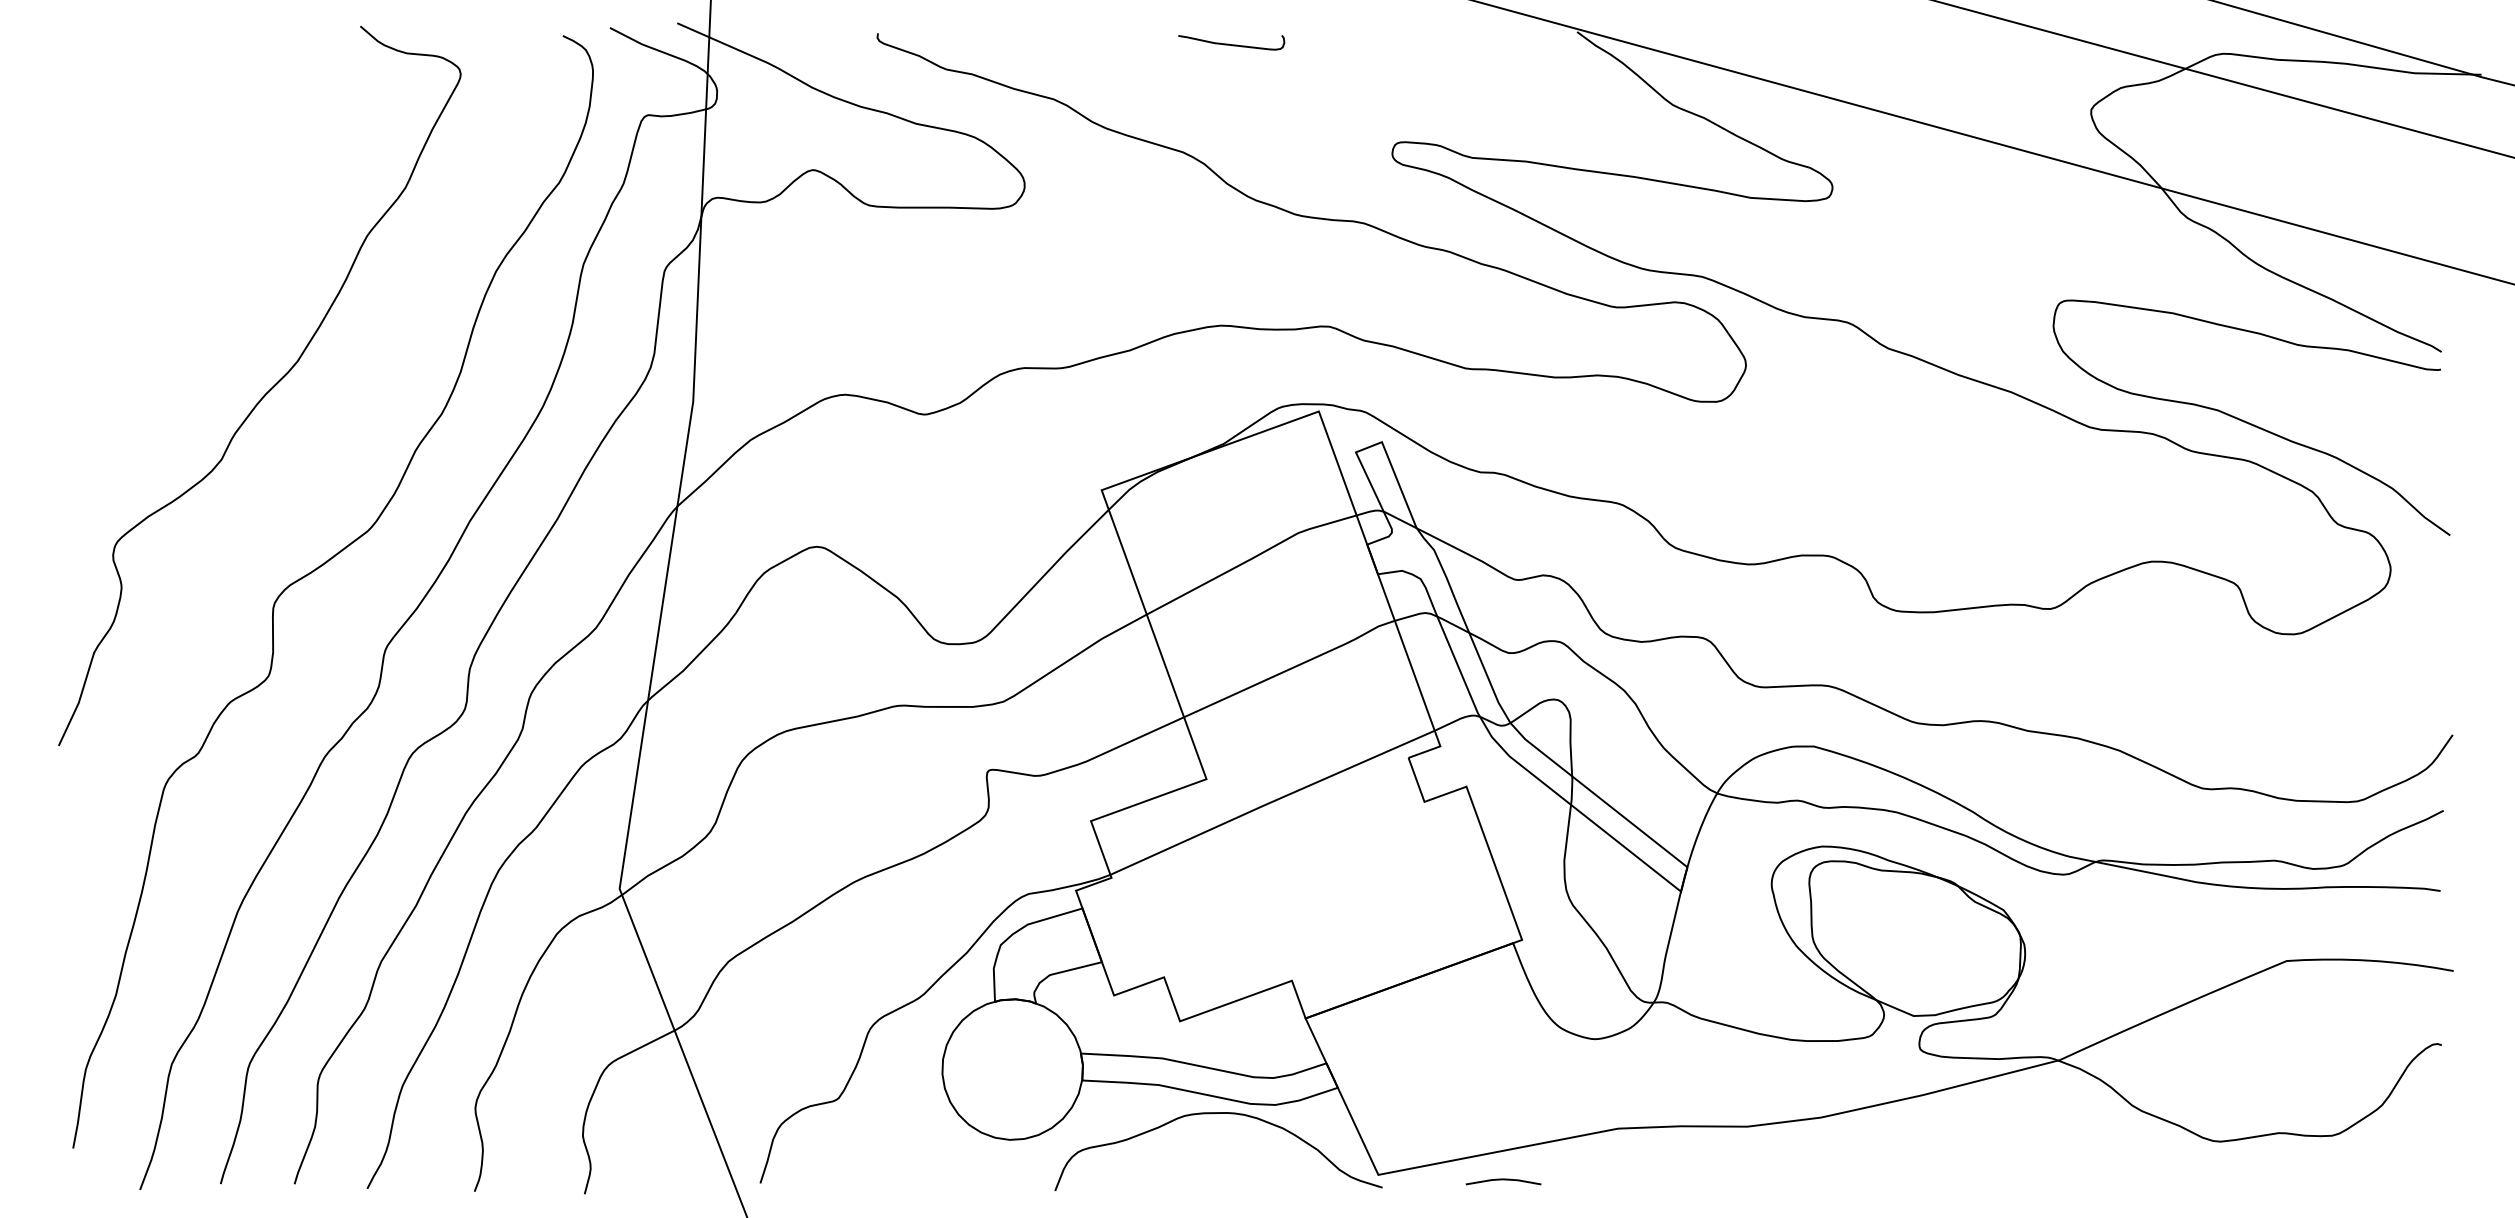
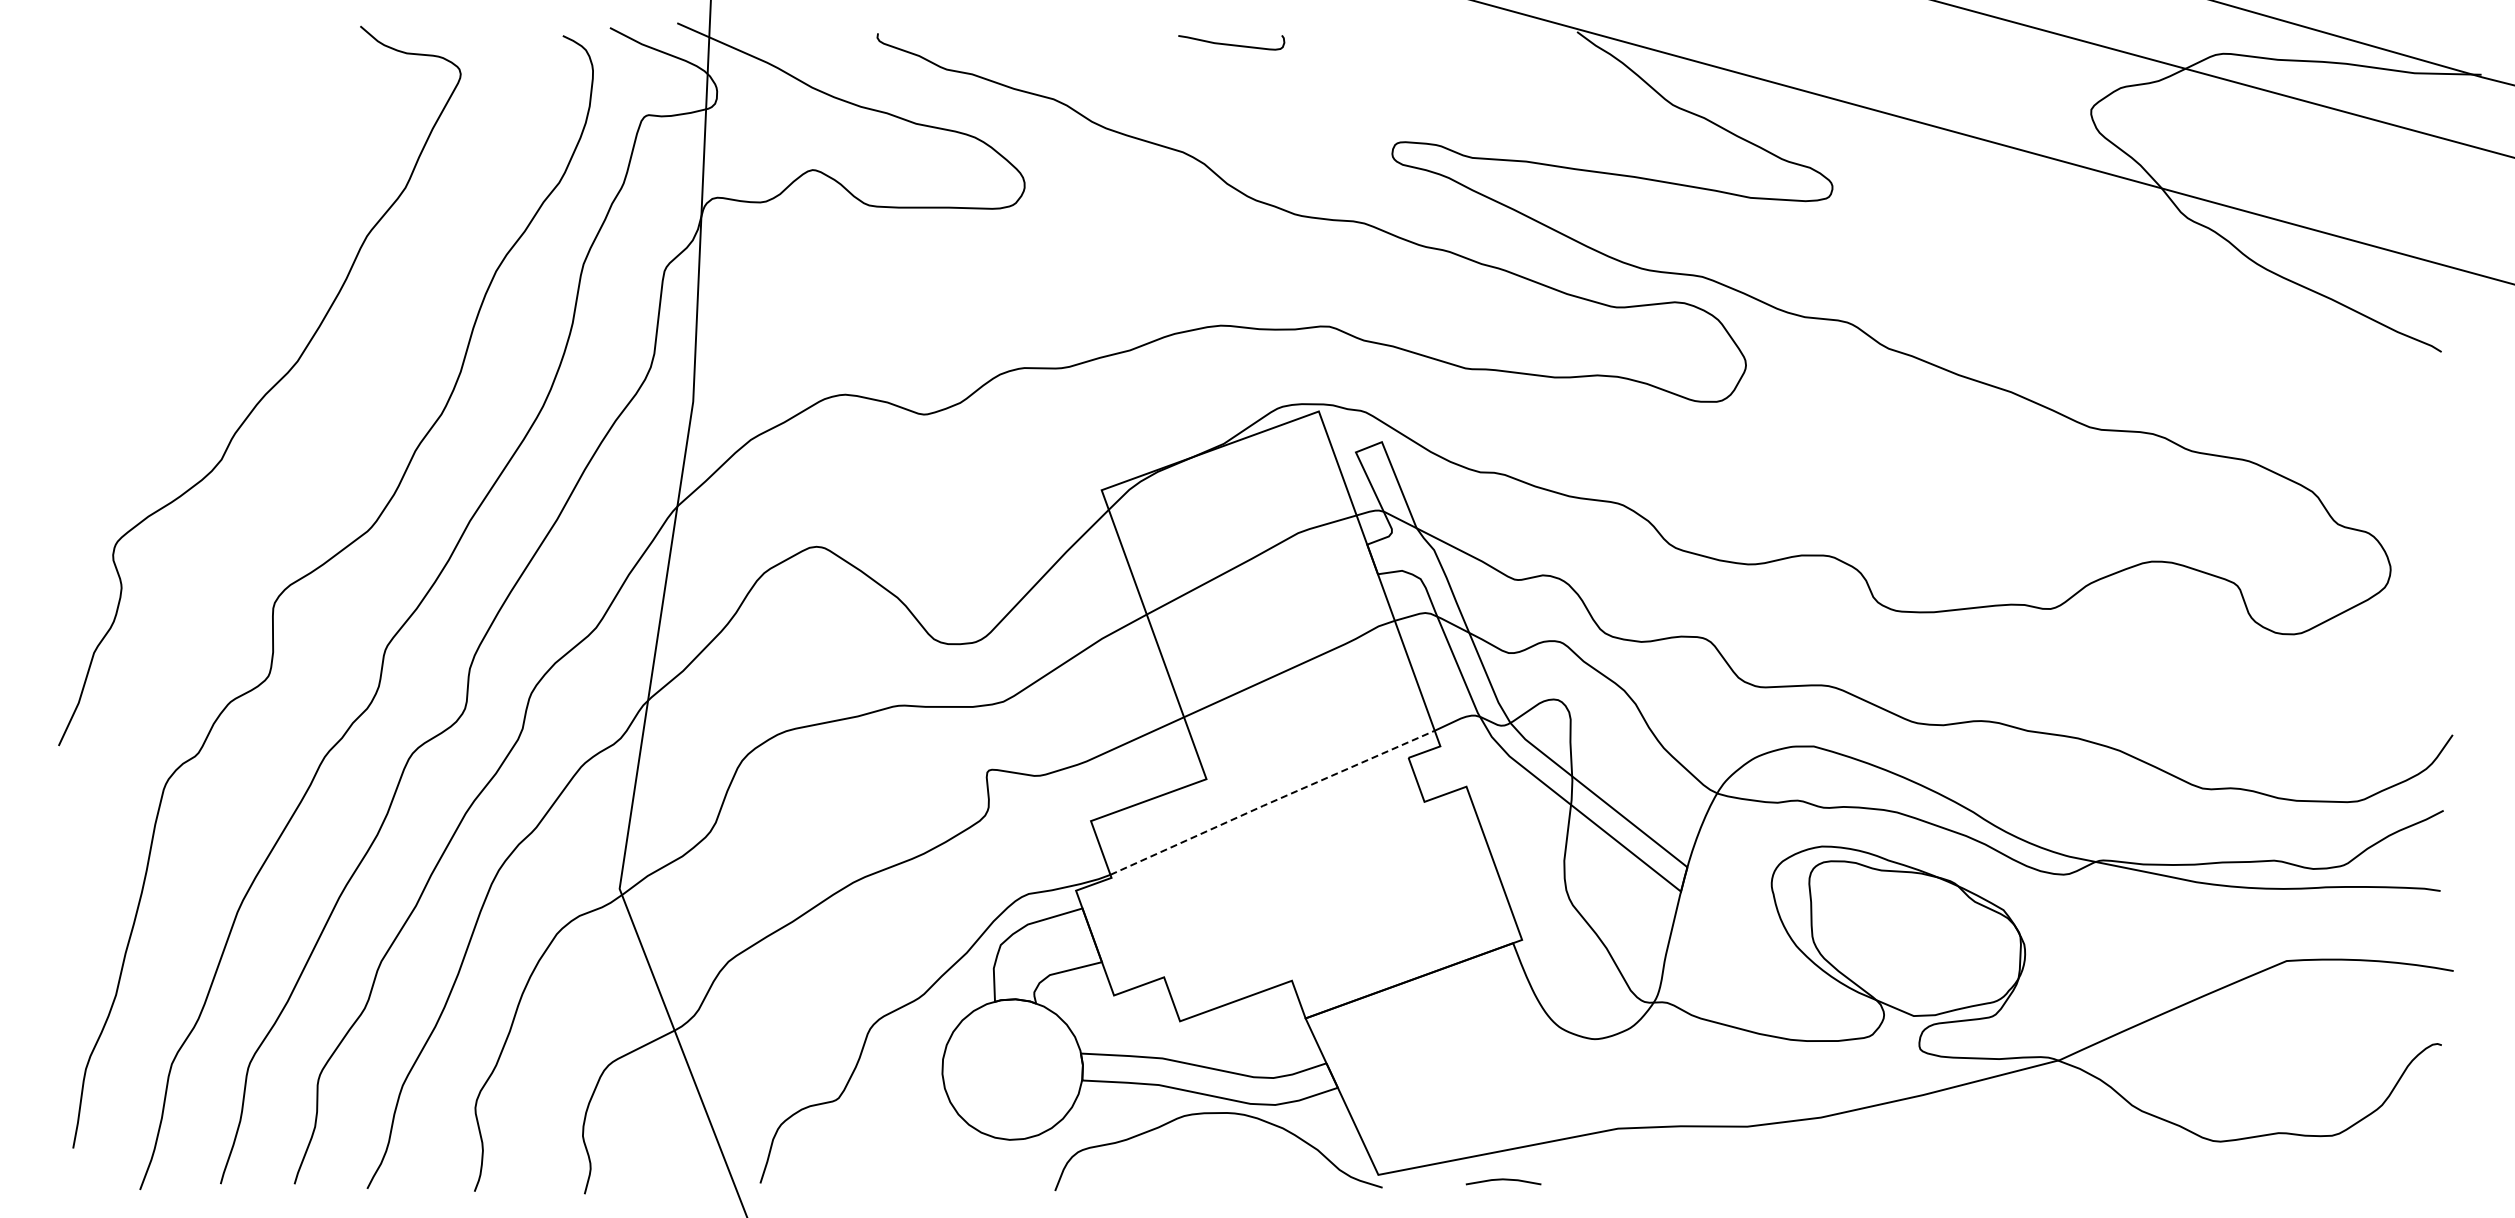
curve: present -> none (2249, 422)
line: solid -> dashed (1272, 801)
